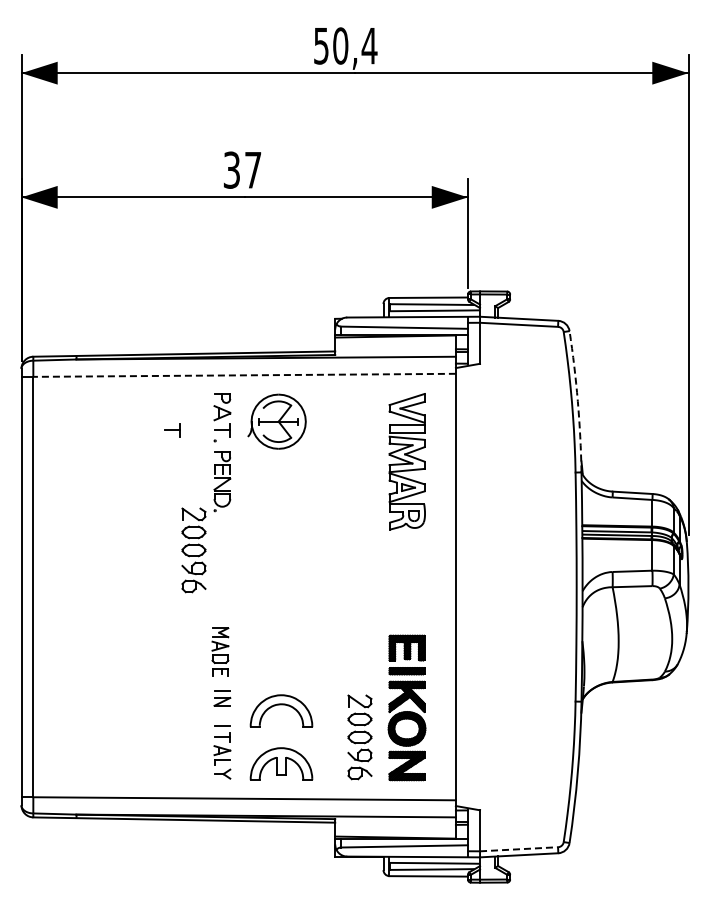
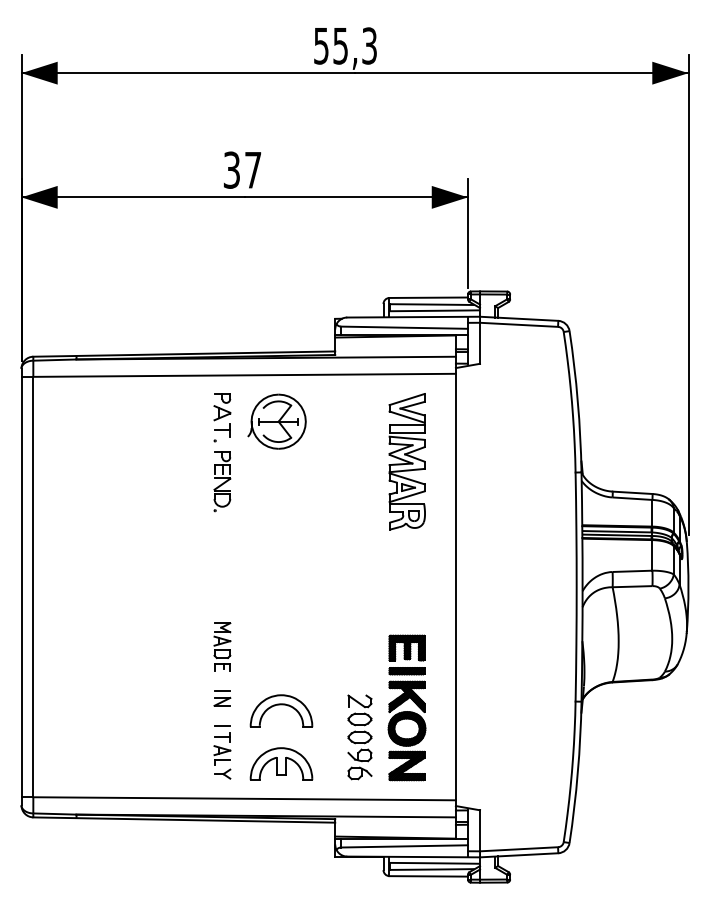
text: 50,4 -> 55,3 (355, 45)
line: dashed -> solid (244, 375)
arc: dashed -> solid (577, 401)
part: present -> none (172, 430)
part: present -> none (193, 550)
part position: (220, 651) -> (222, 646) (222, 646)
line: dashed -> solid (519, 849)
